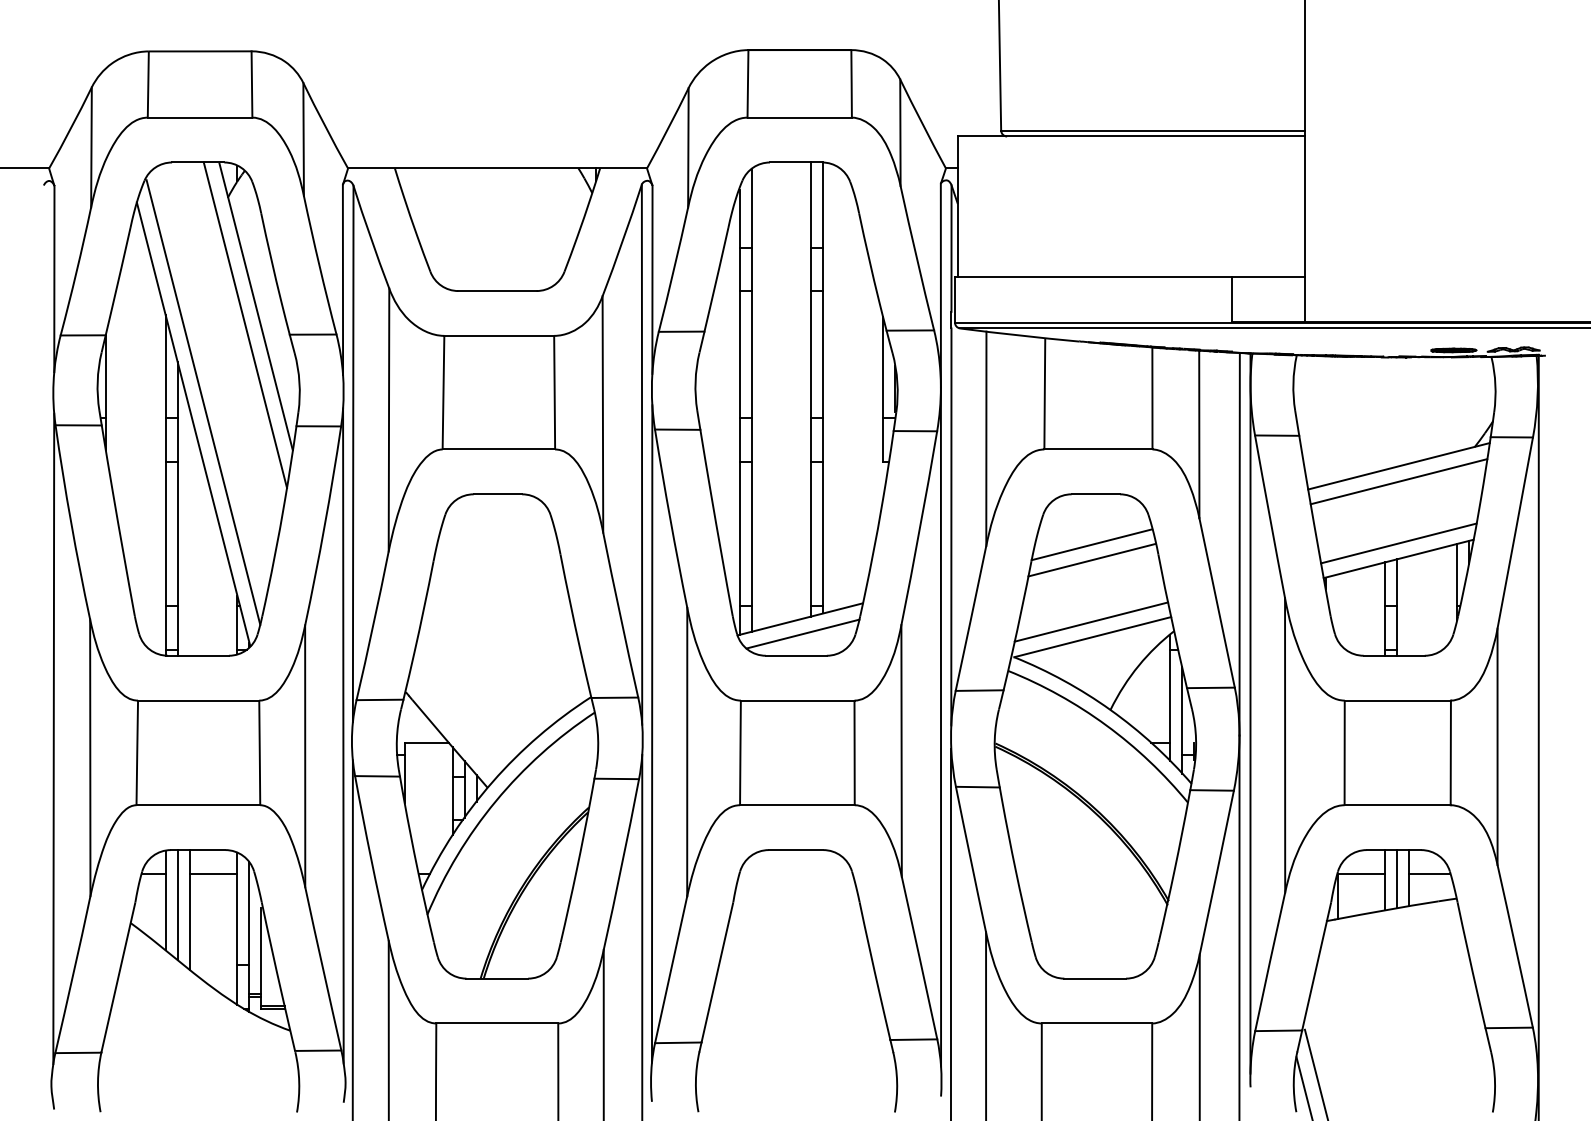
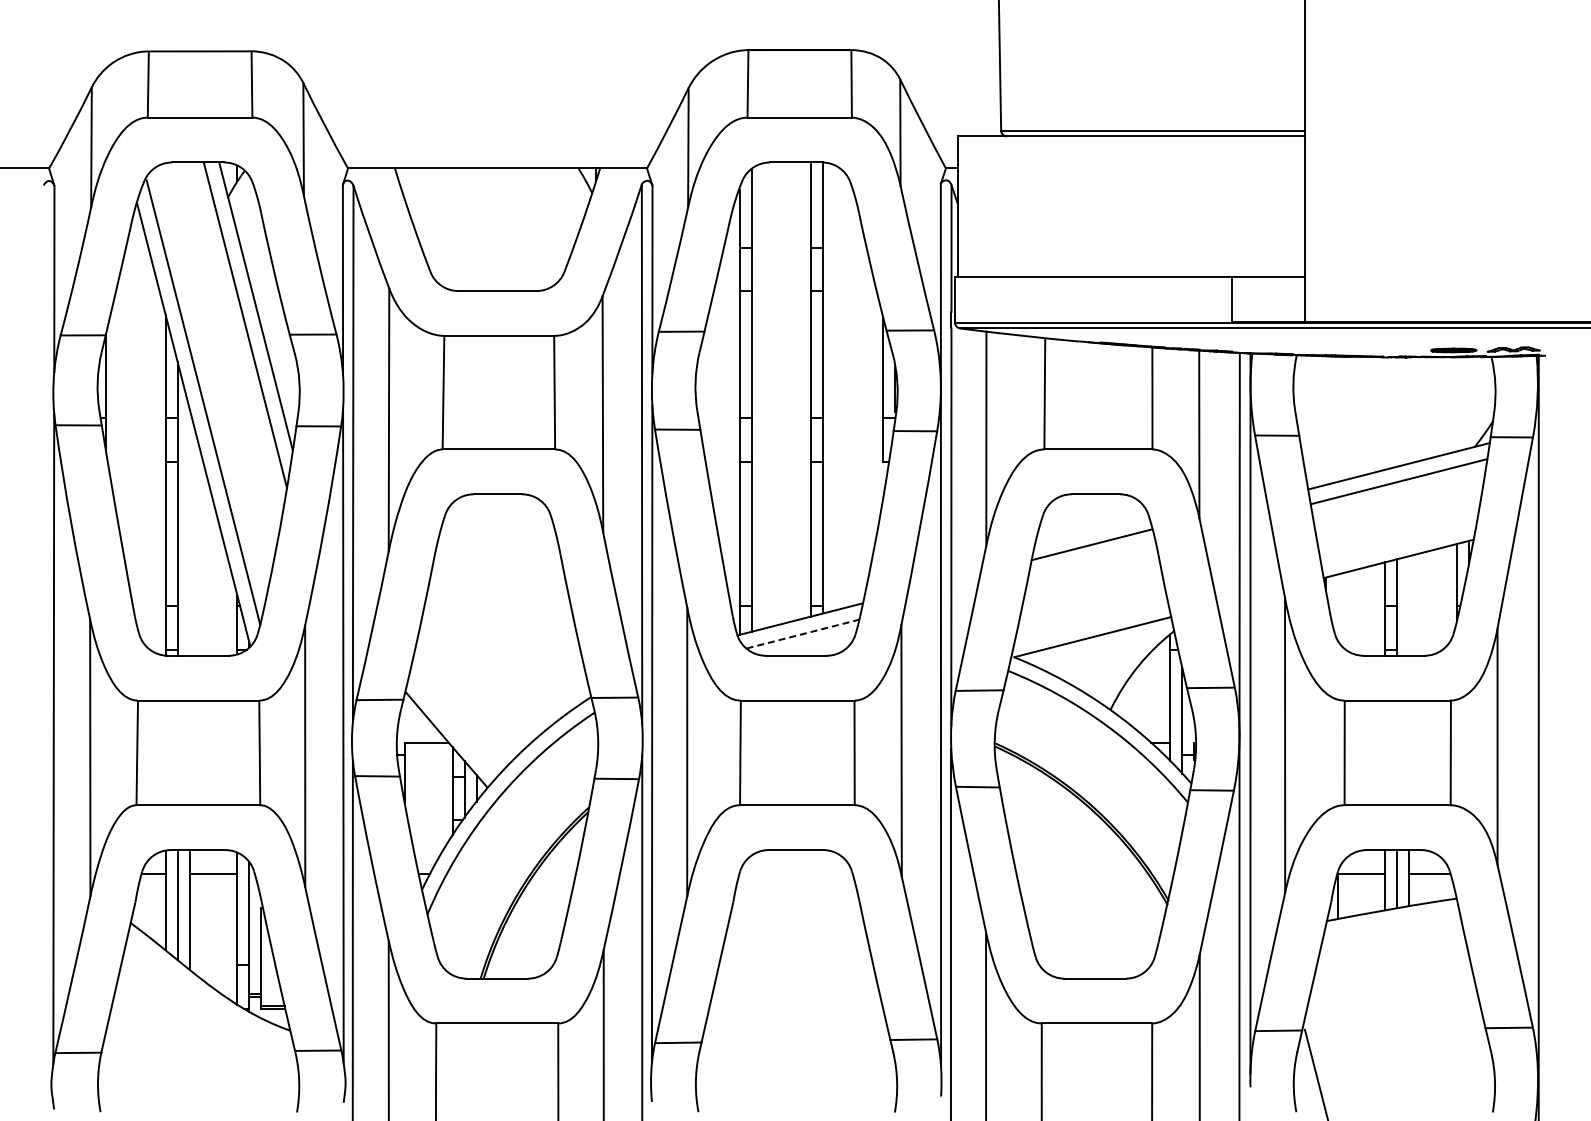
line: present -> none (1398, 543)
line: present -> none (1091, 559)
line: present -> none (1091, 621)
line: solid -> dashed (803, 633)
line: present -> none (1303, 1087)
